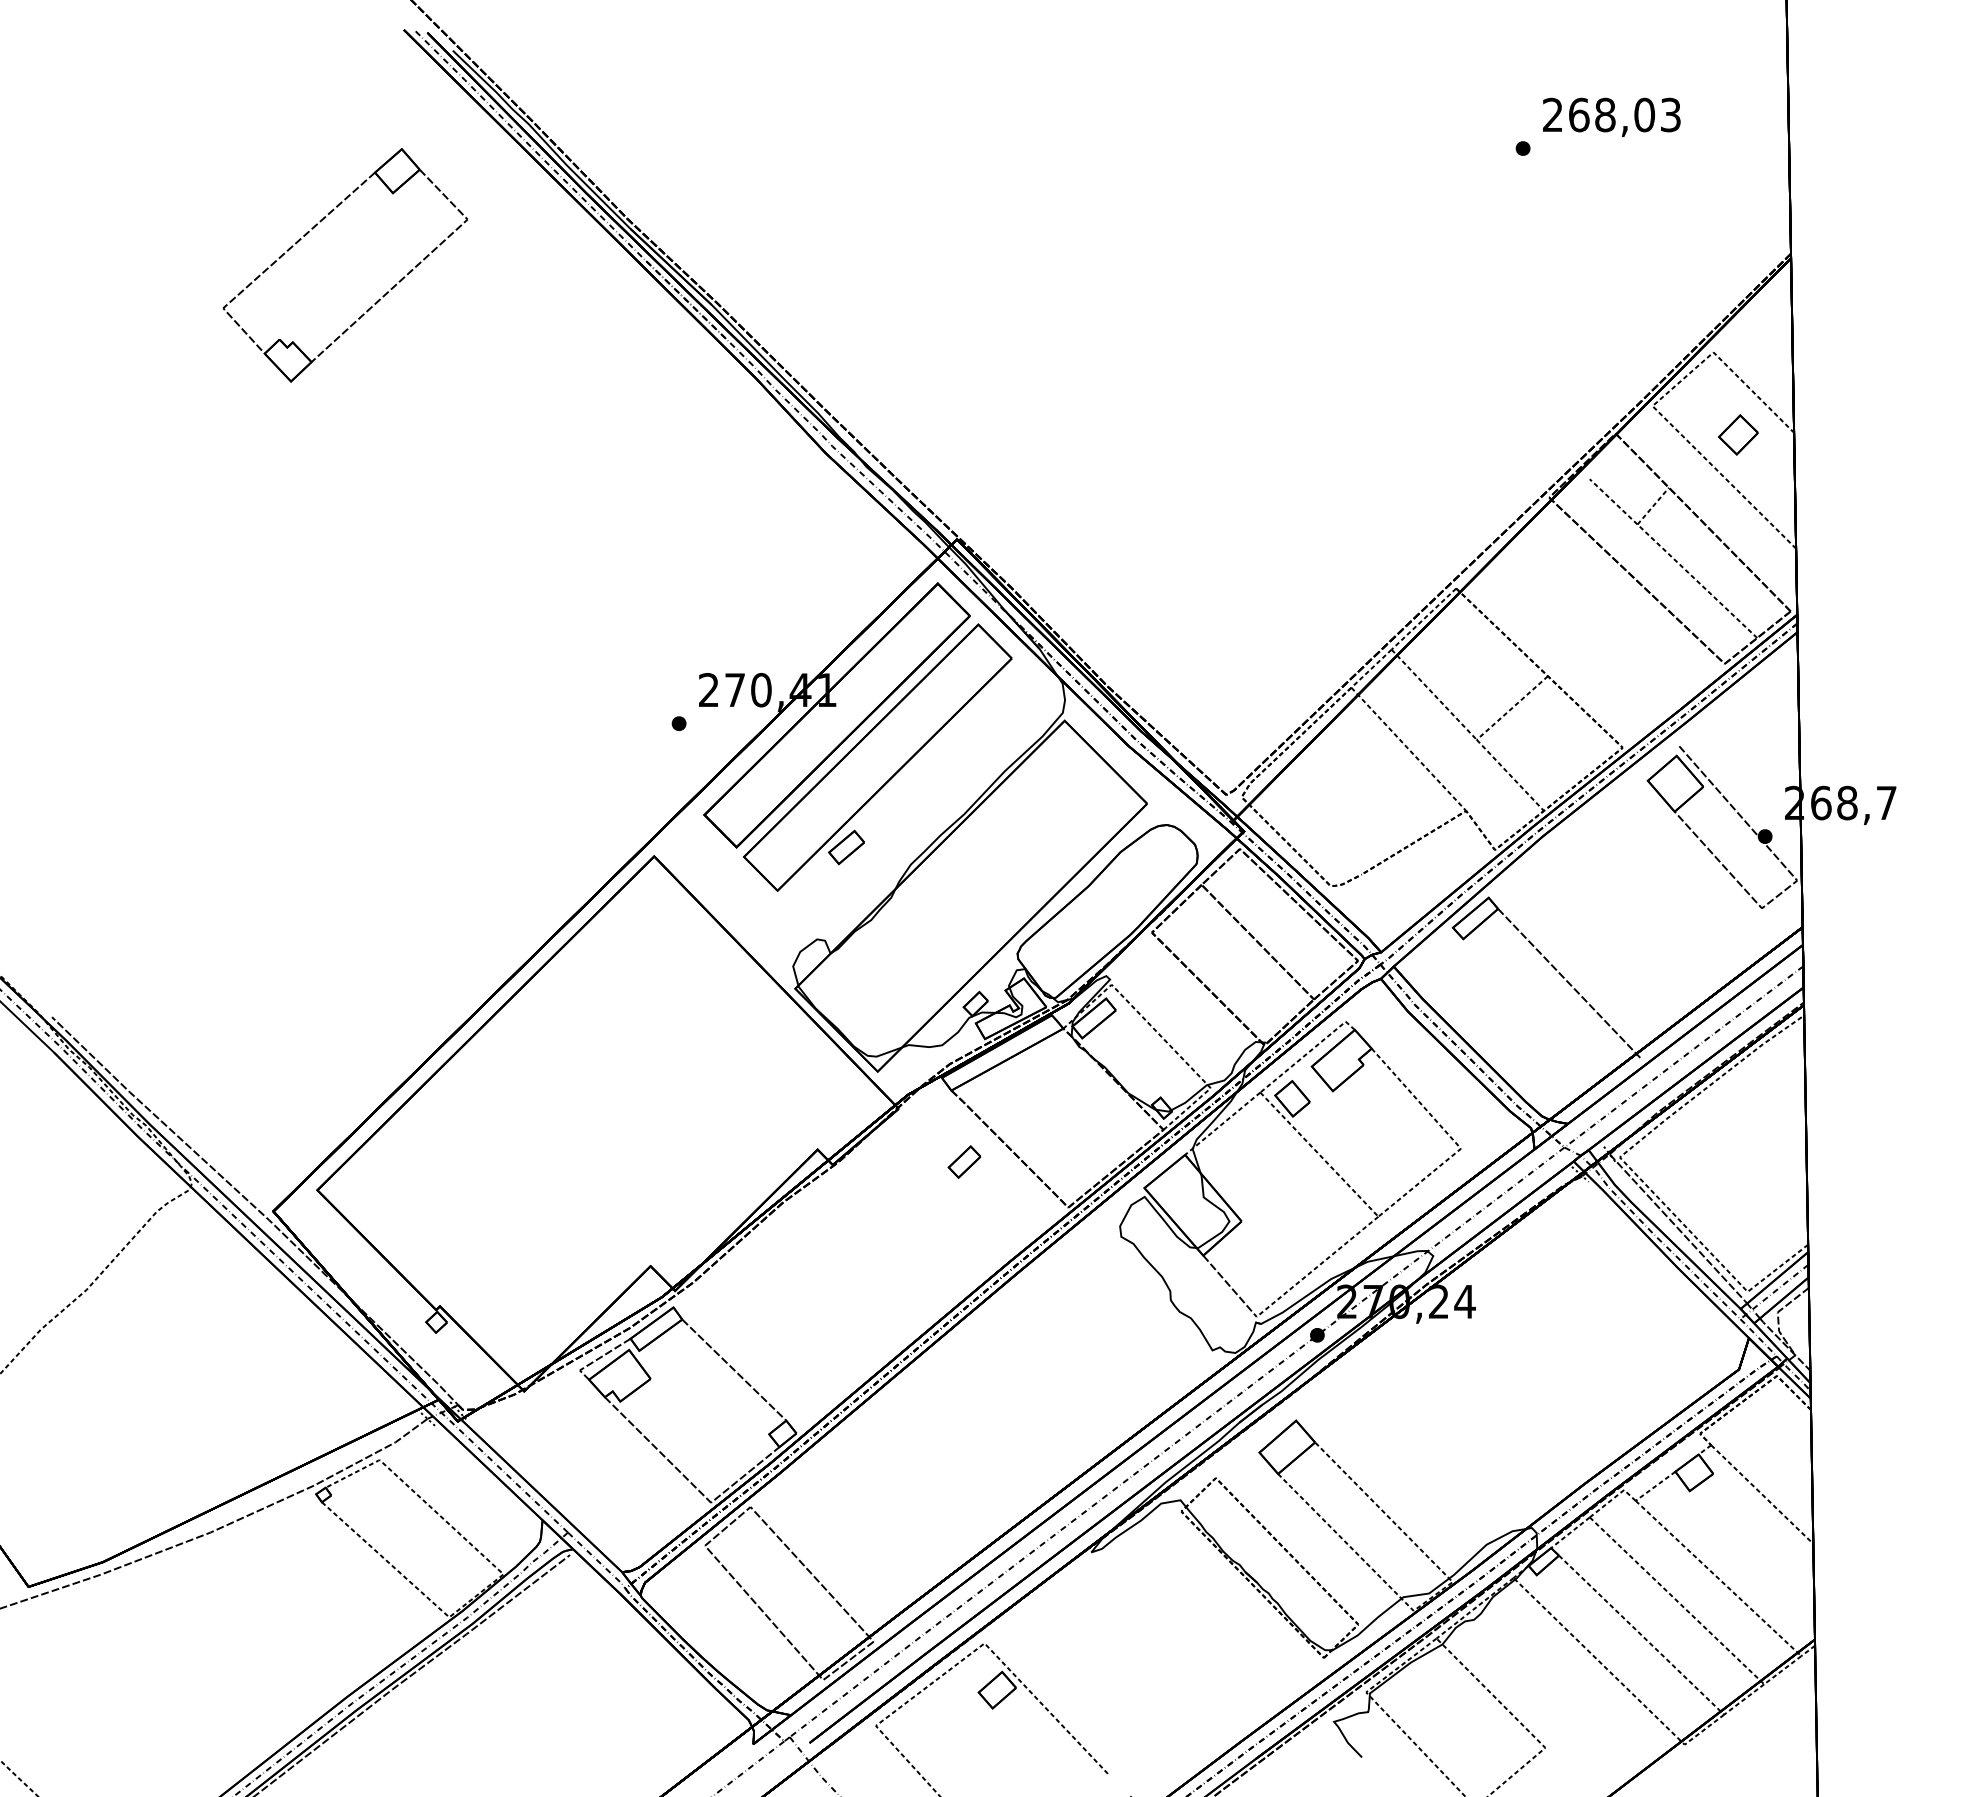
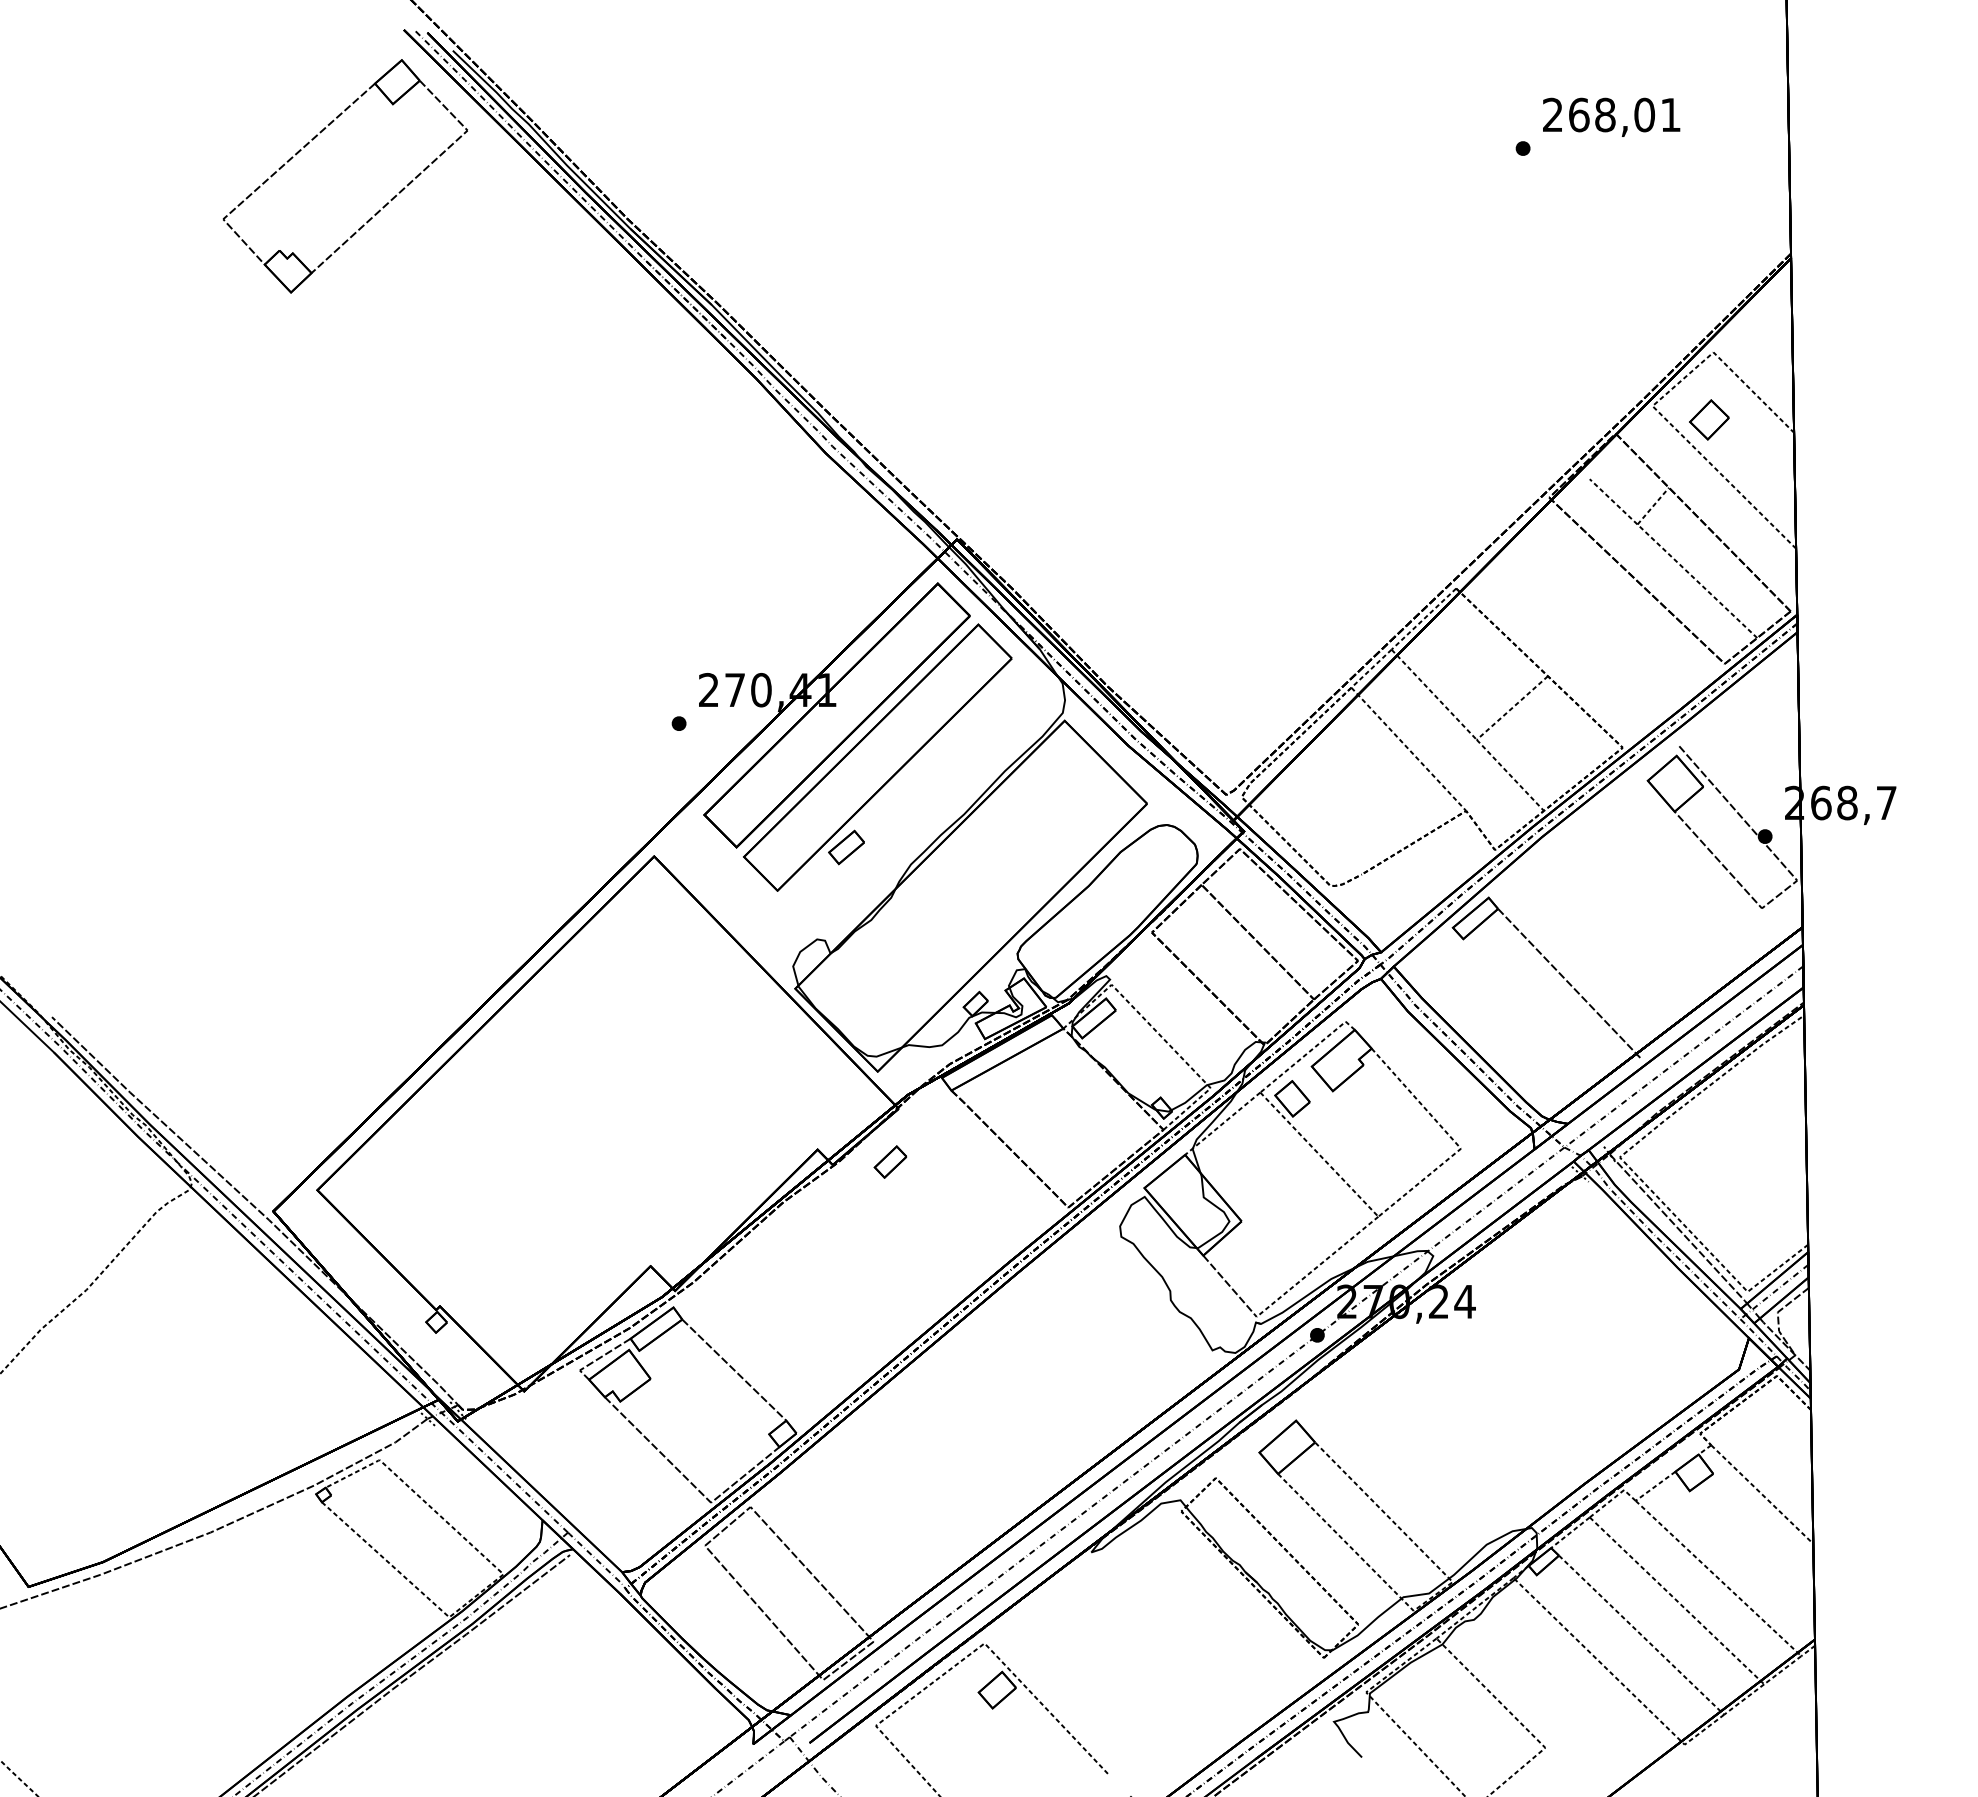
text: 268,03 -> 268,01 (1670, 114)
part position: (314, 228) -> (314, 139) (314, 139)
part position: (1738, 434) -> (1709, 419) (1709, 419)
part position: (964, 1161) -> (890, 1161) (890, 1161)
